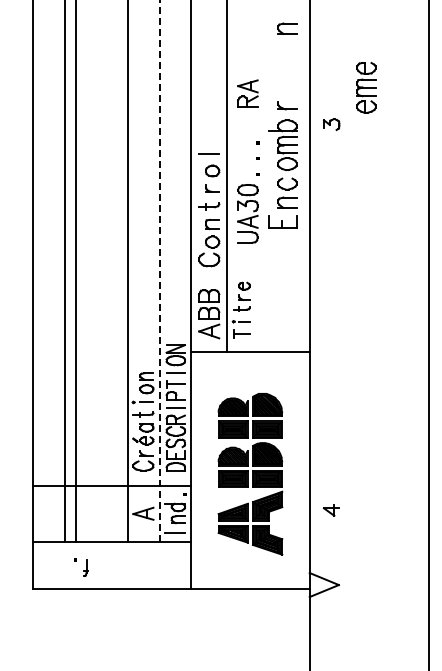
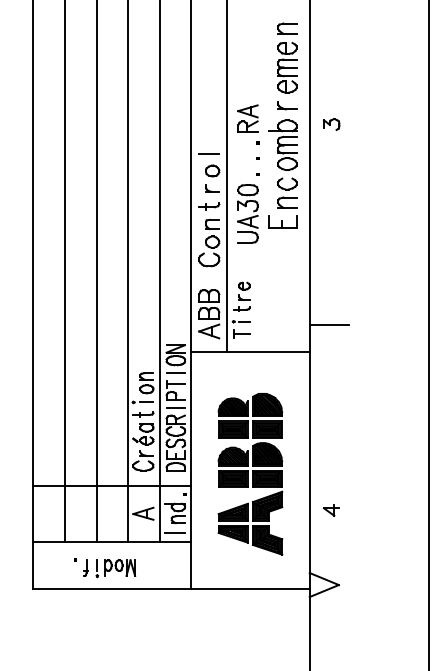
part position: (366, 87) -> (287, 67) (287, 67)
part position: (247, 93) -> (247, 118) (247, 118)
line: dashed -> solid (159, 270)
line position: (75, 271) -> (96, 271) (96, 271)
line: none -> present (329, 325)
part: none -> present (115, 568)
